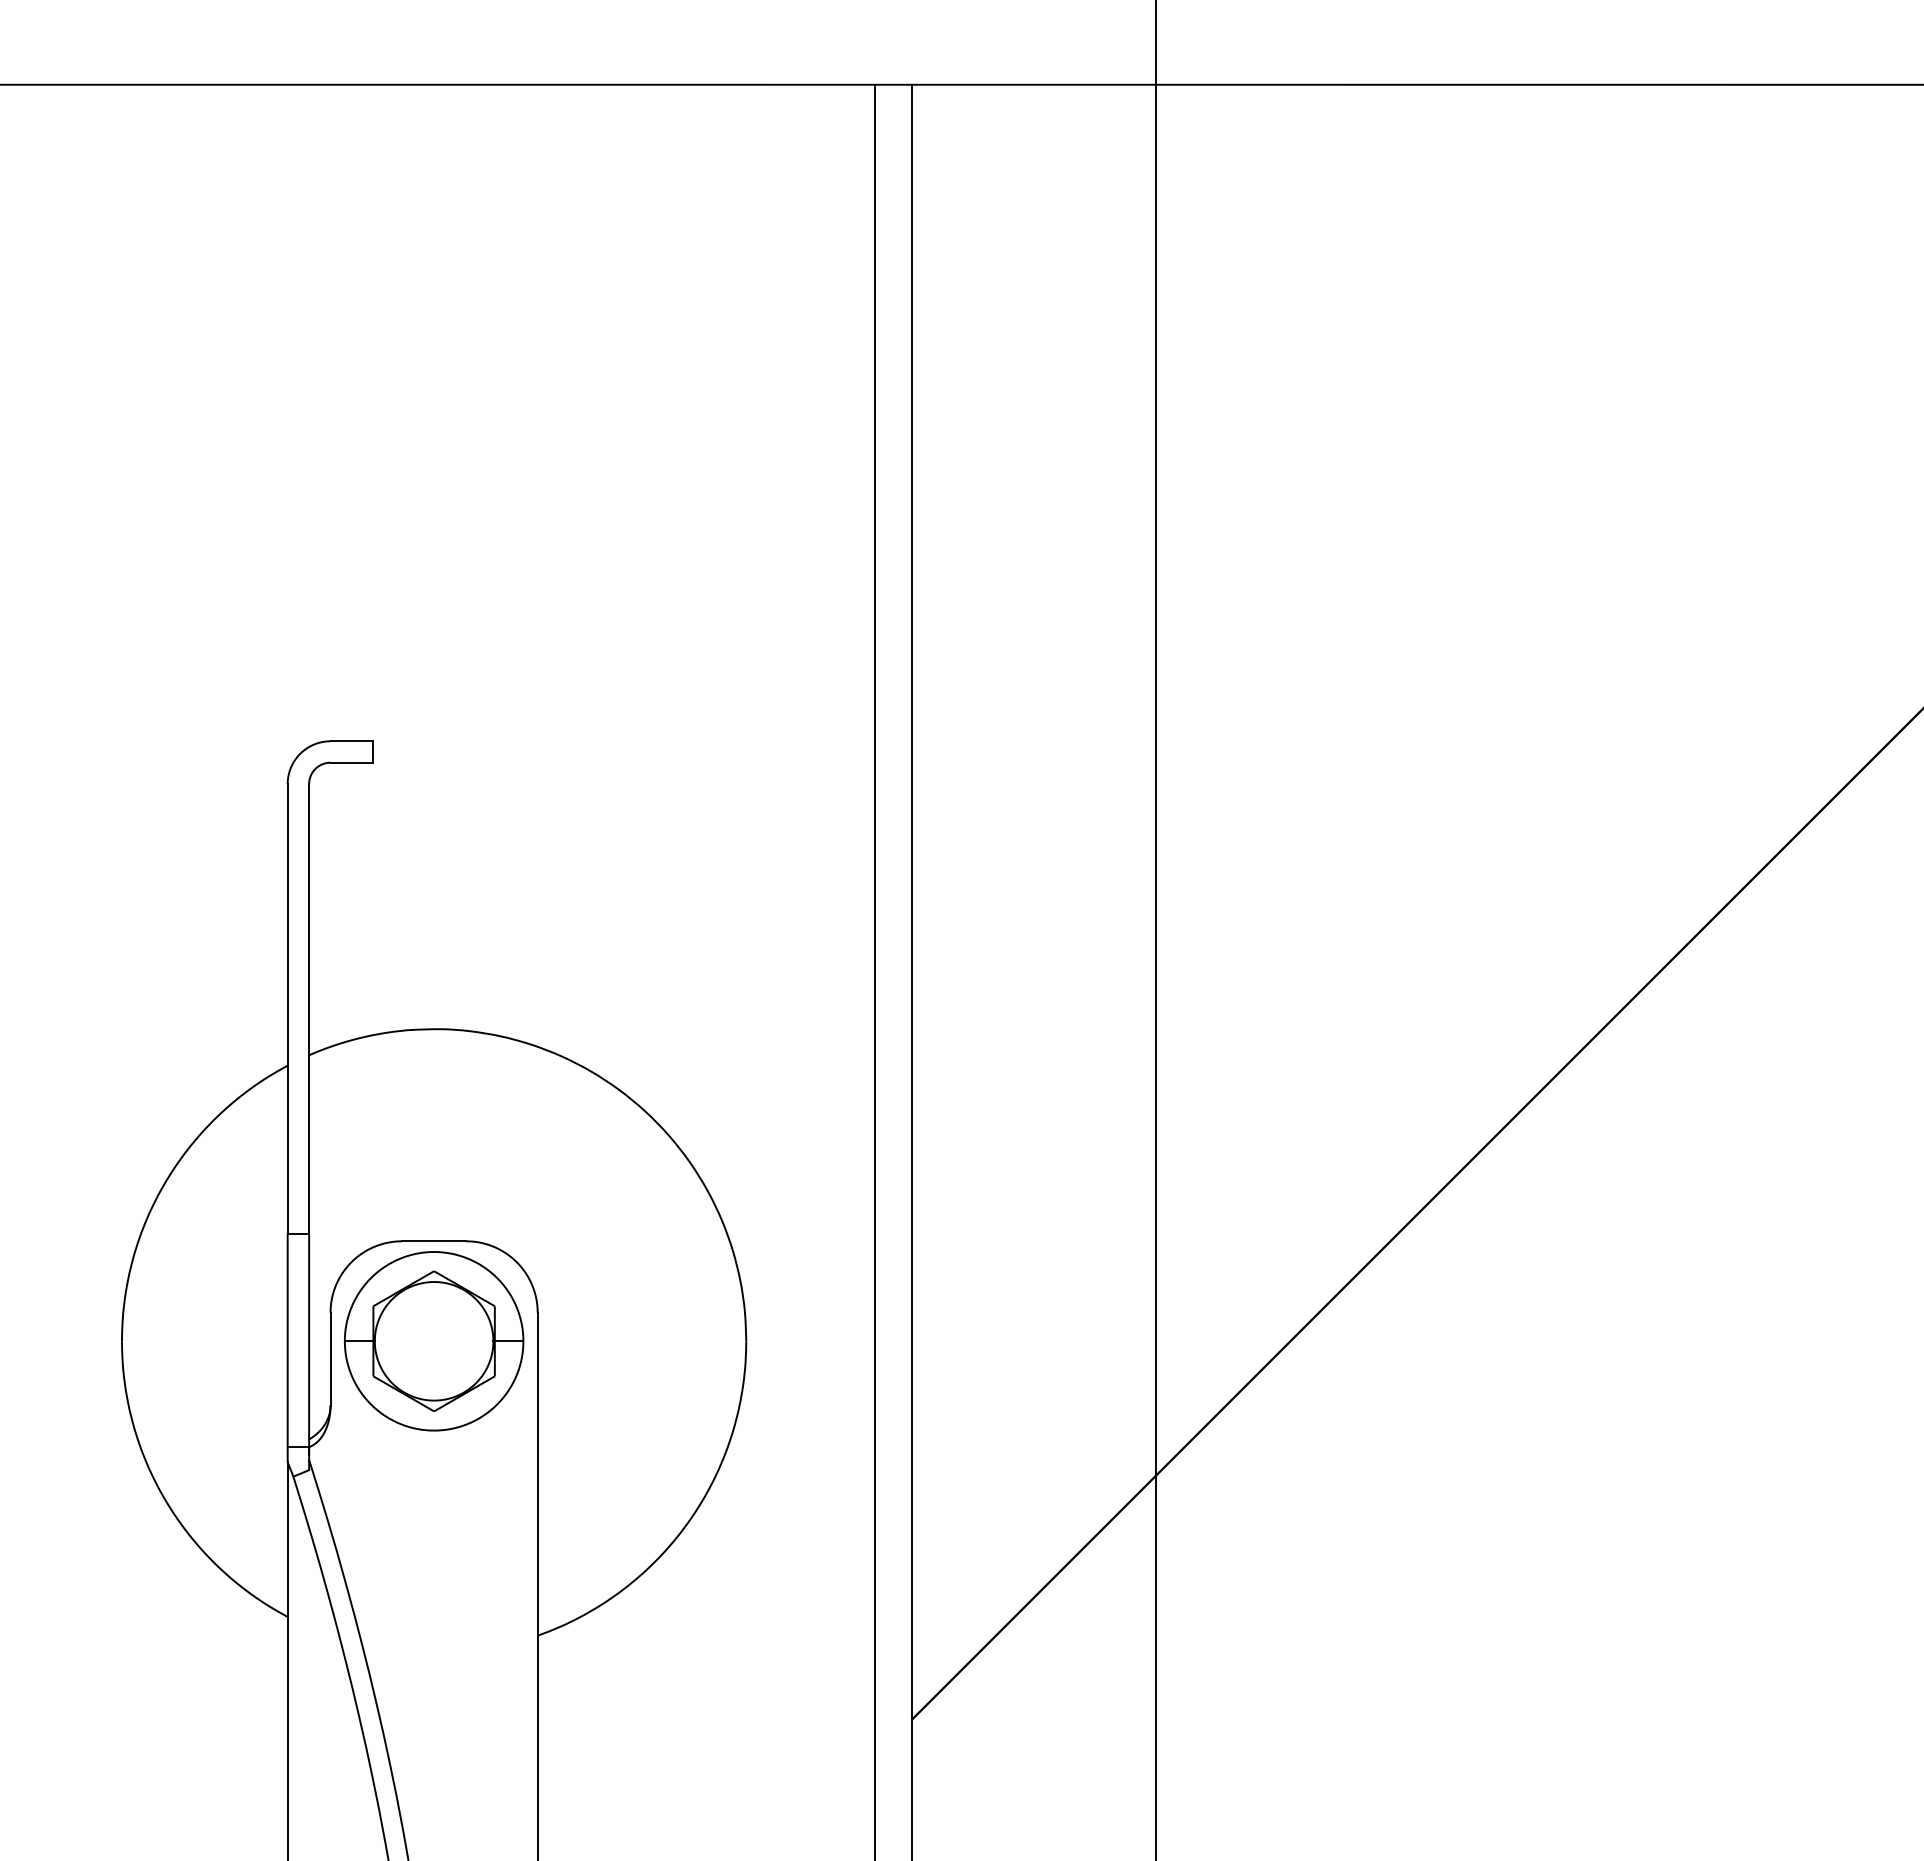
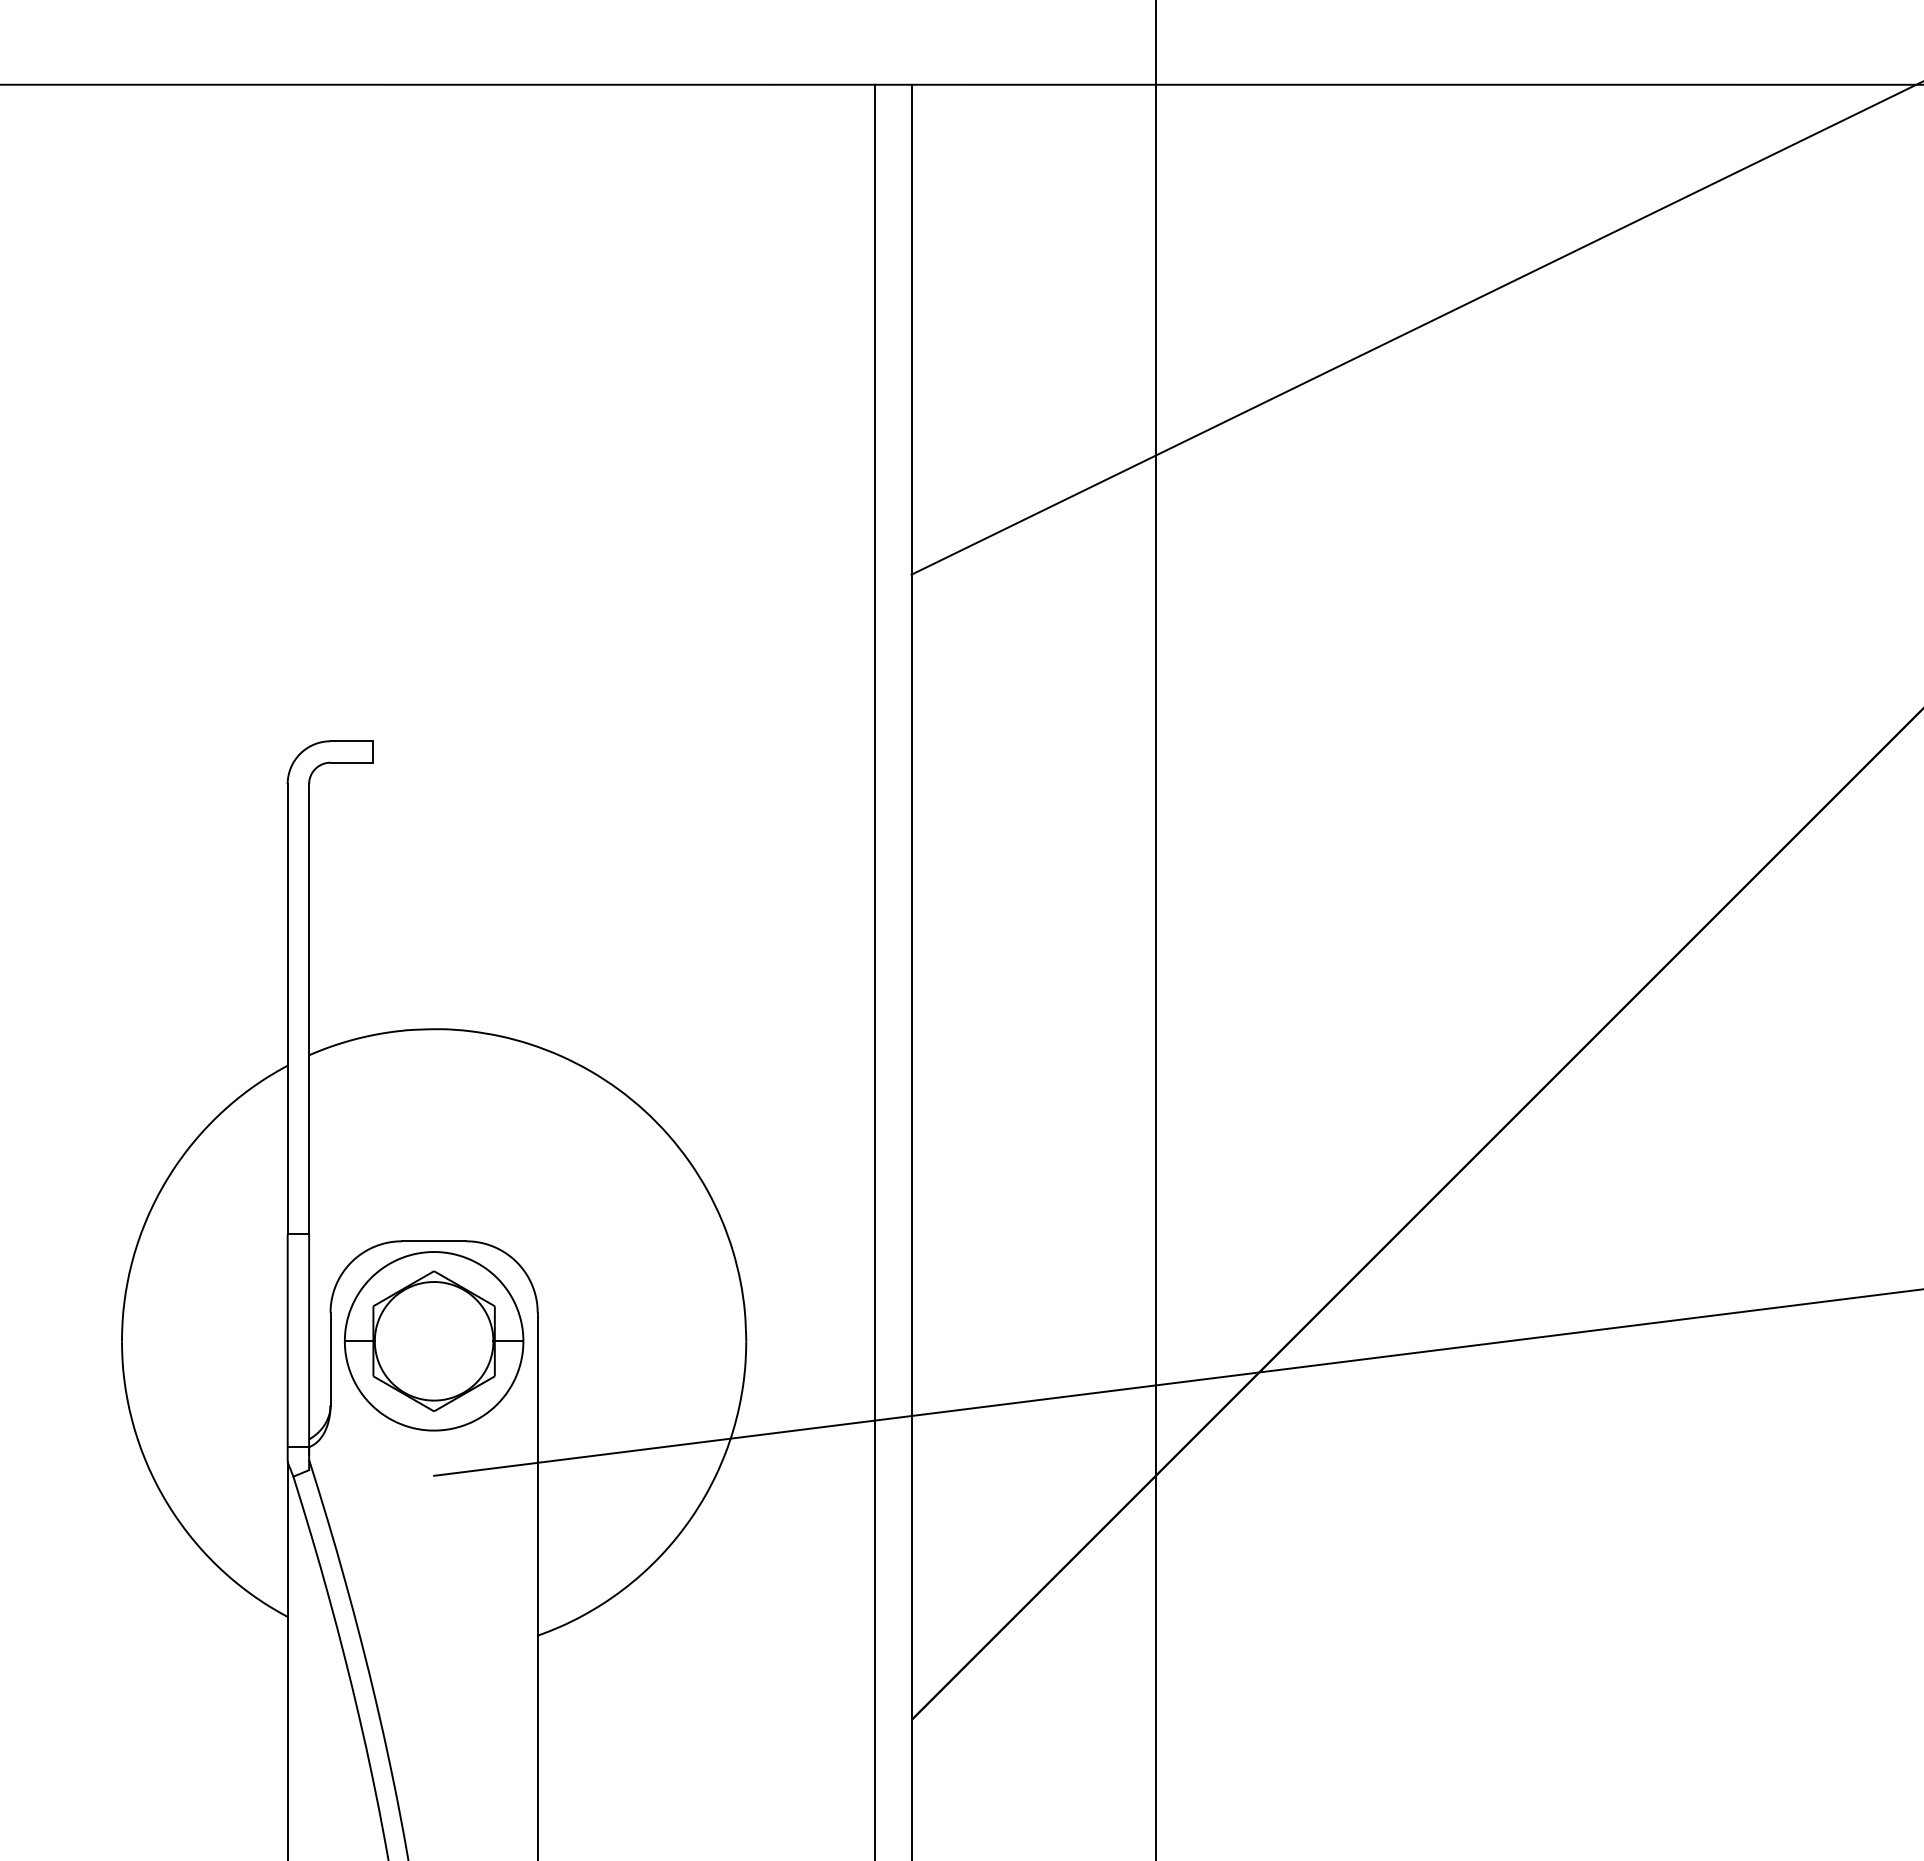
line: none -> present (1415, 328)
line: none -> present (1177, 1382)
